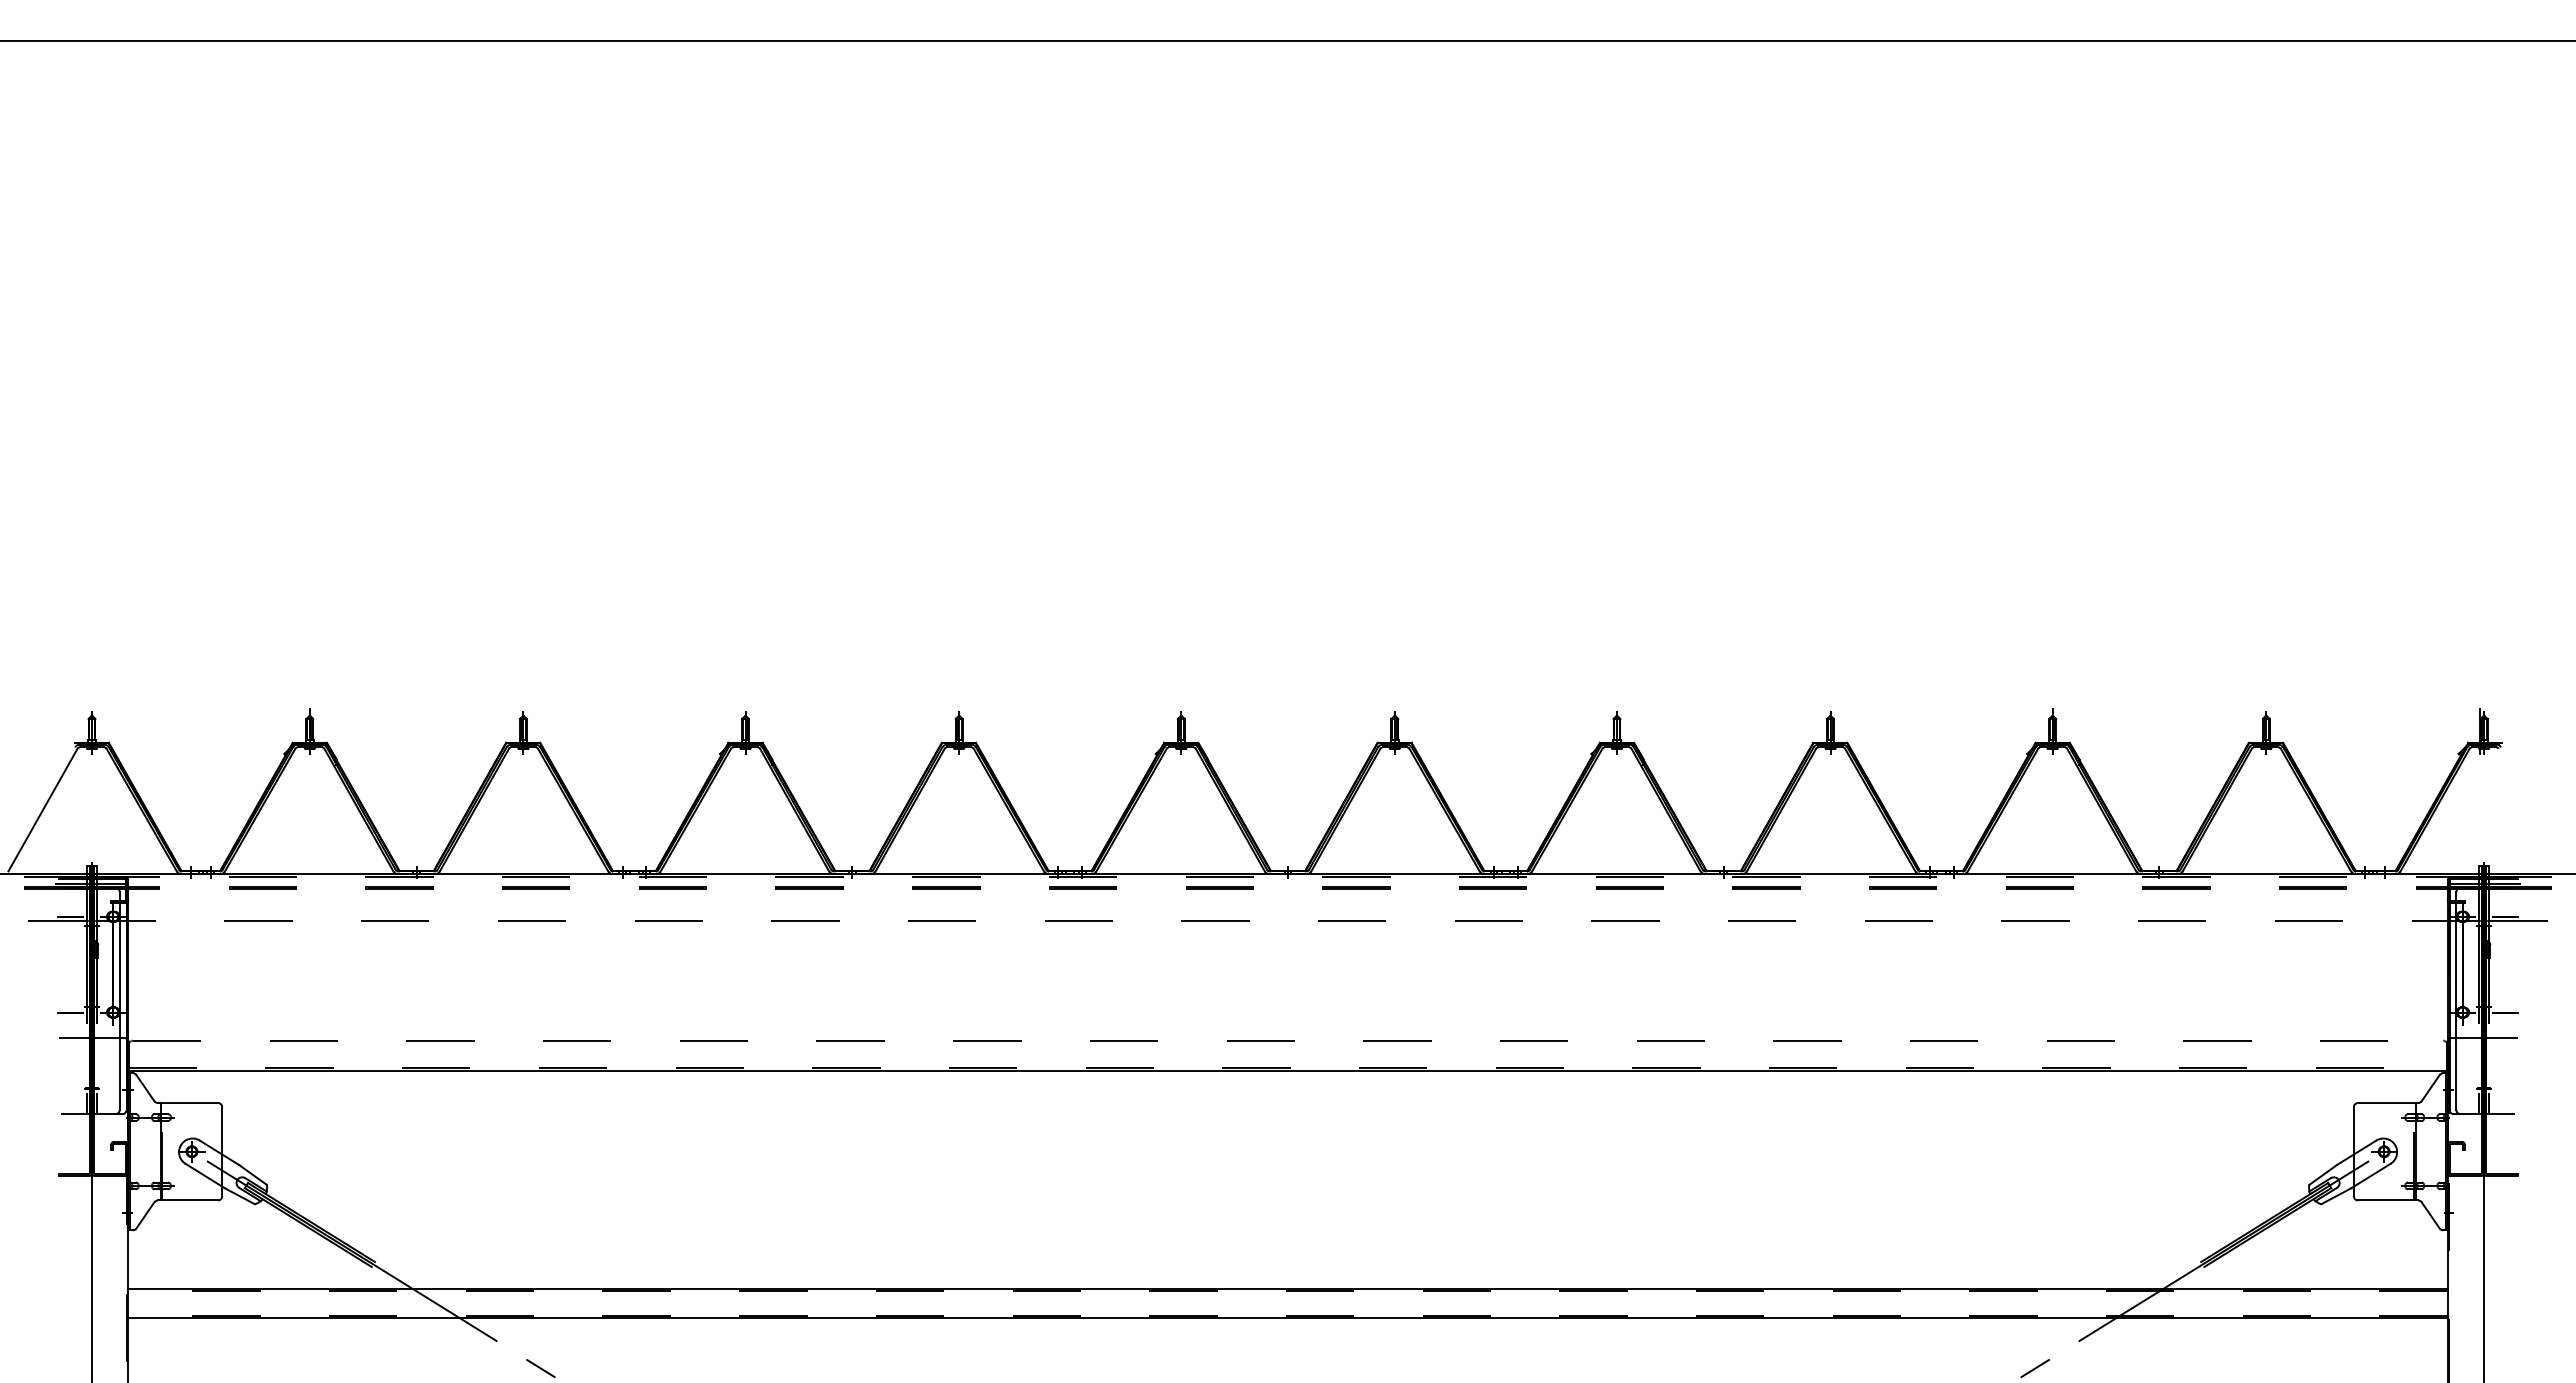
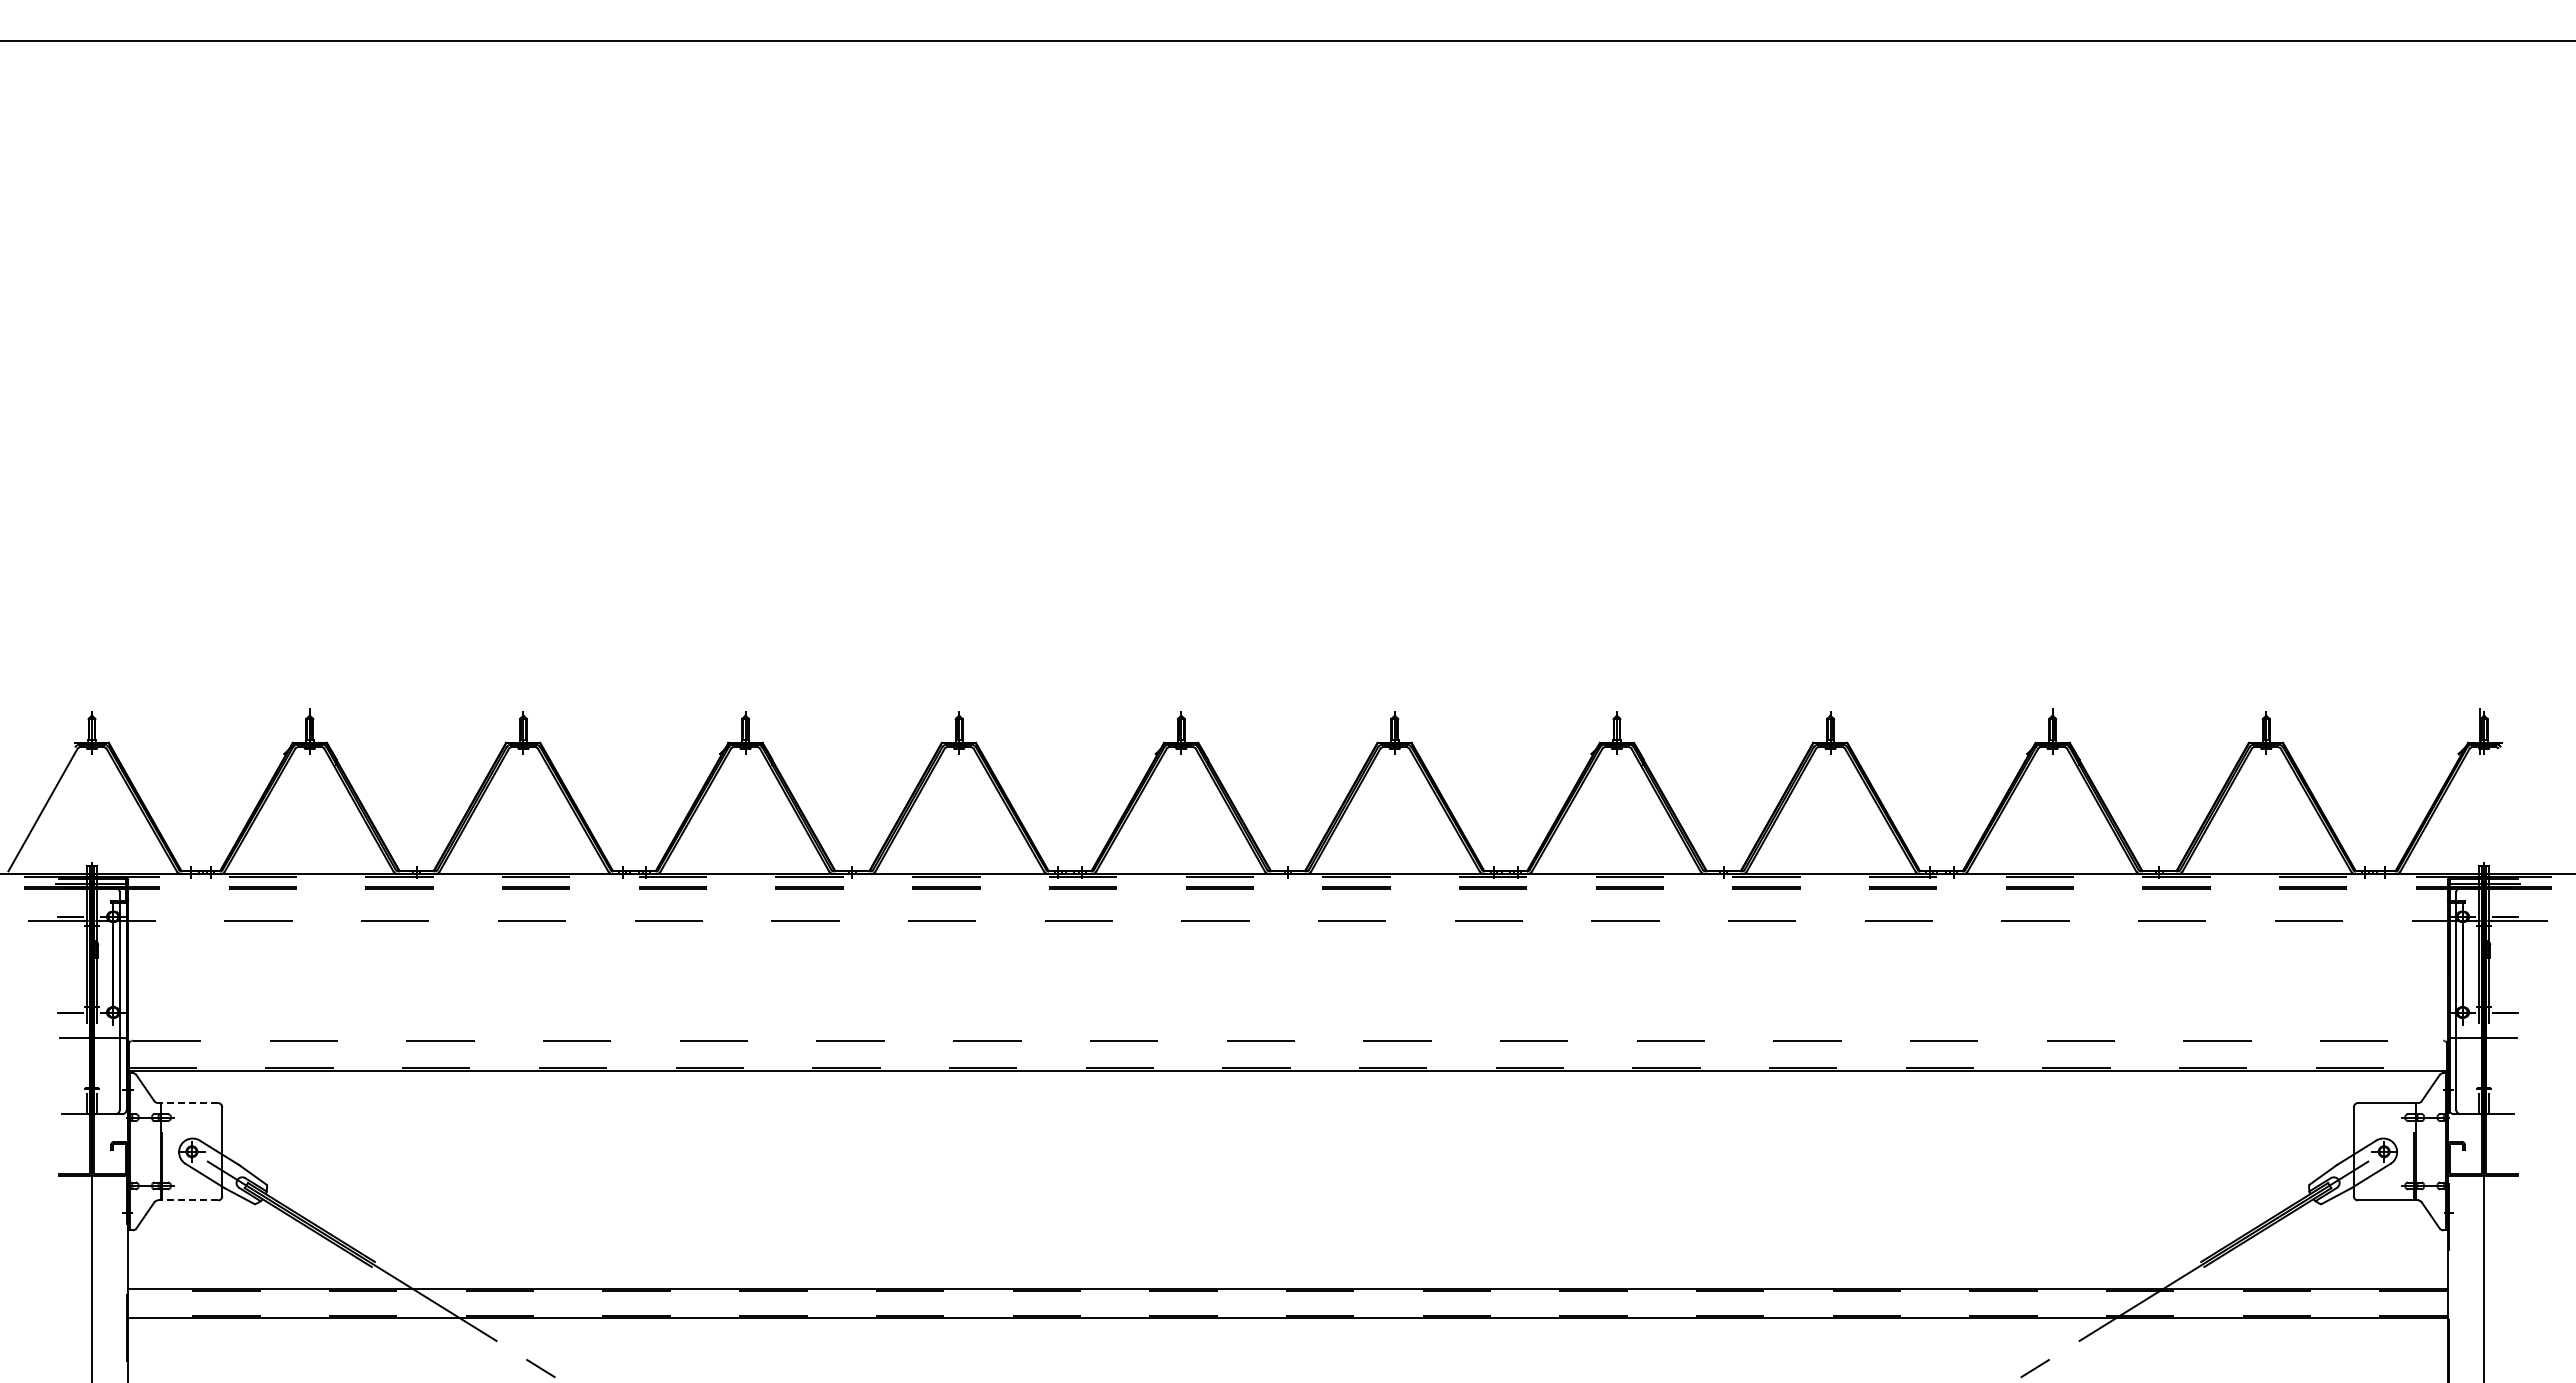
line: solid -> dashed (187, 1103)
line: solid -> dashed (187, 1200)
